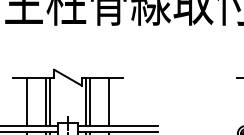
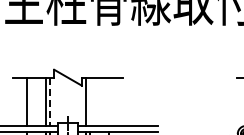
line: present -> none (89, 101)
line: present -> none (109, 101)
line: solid -> dashed (50, 102)
